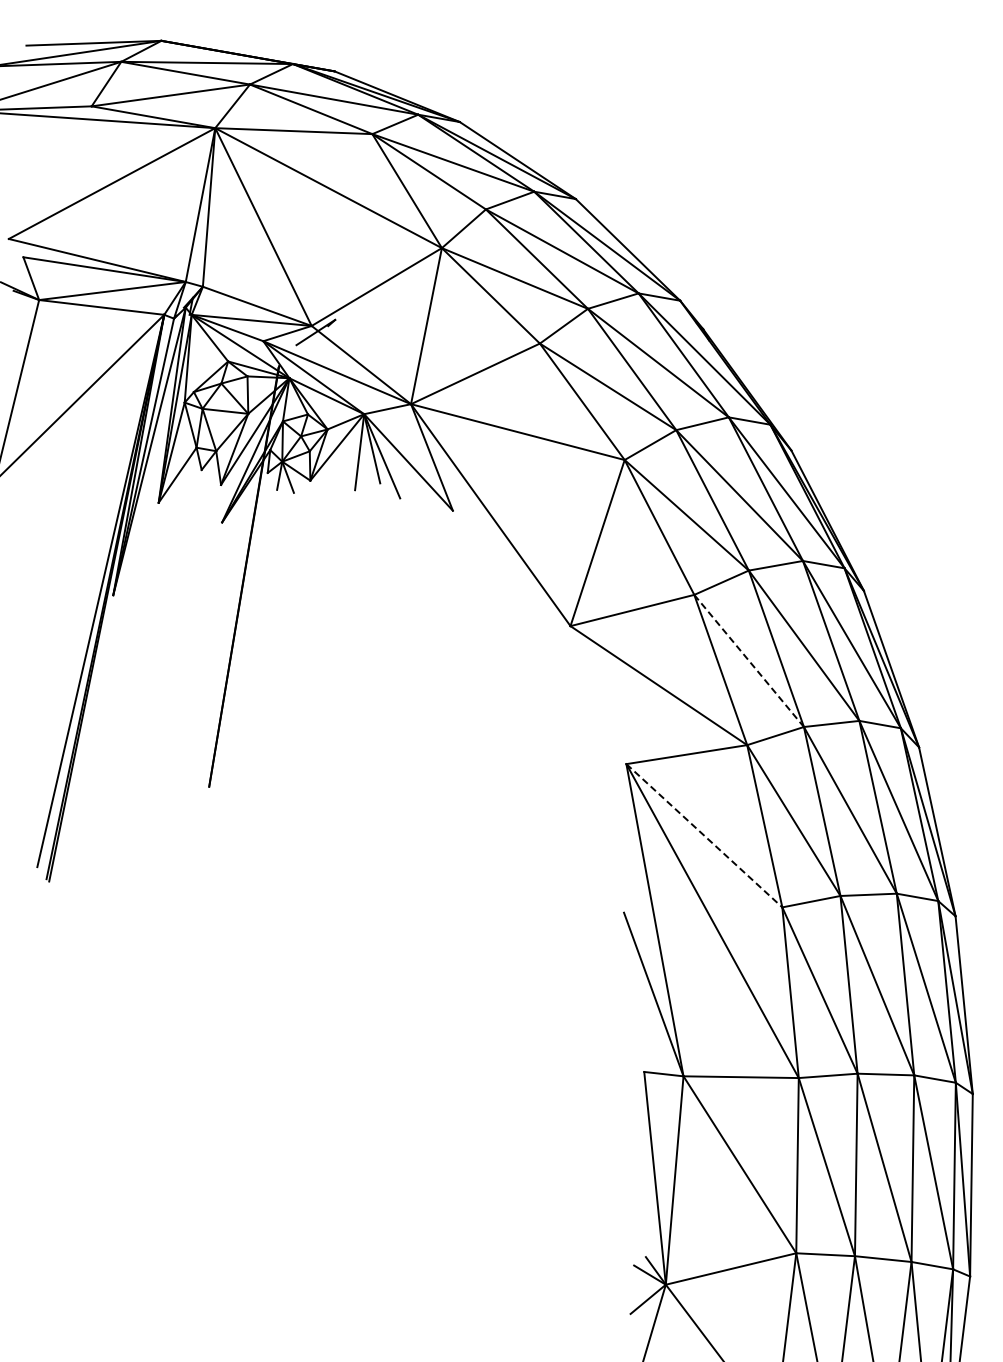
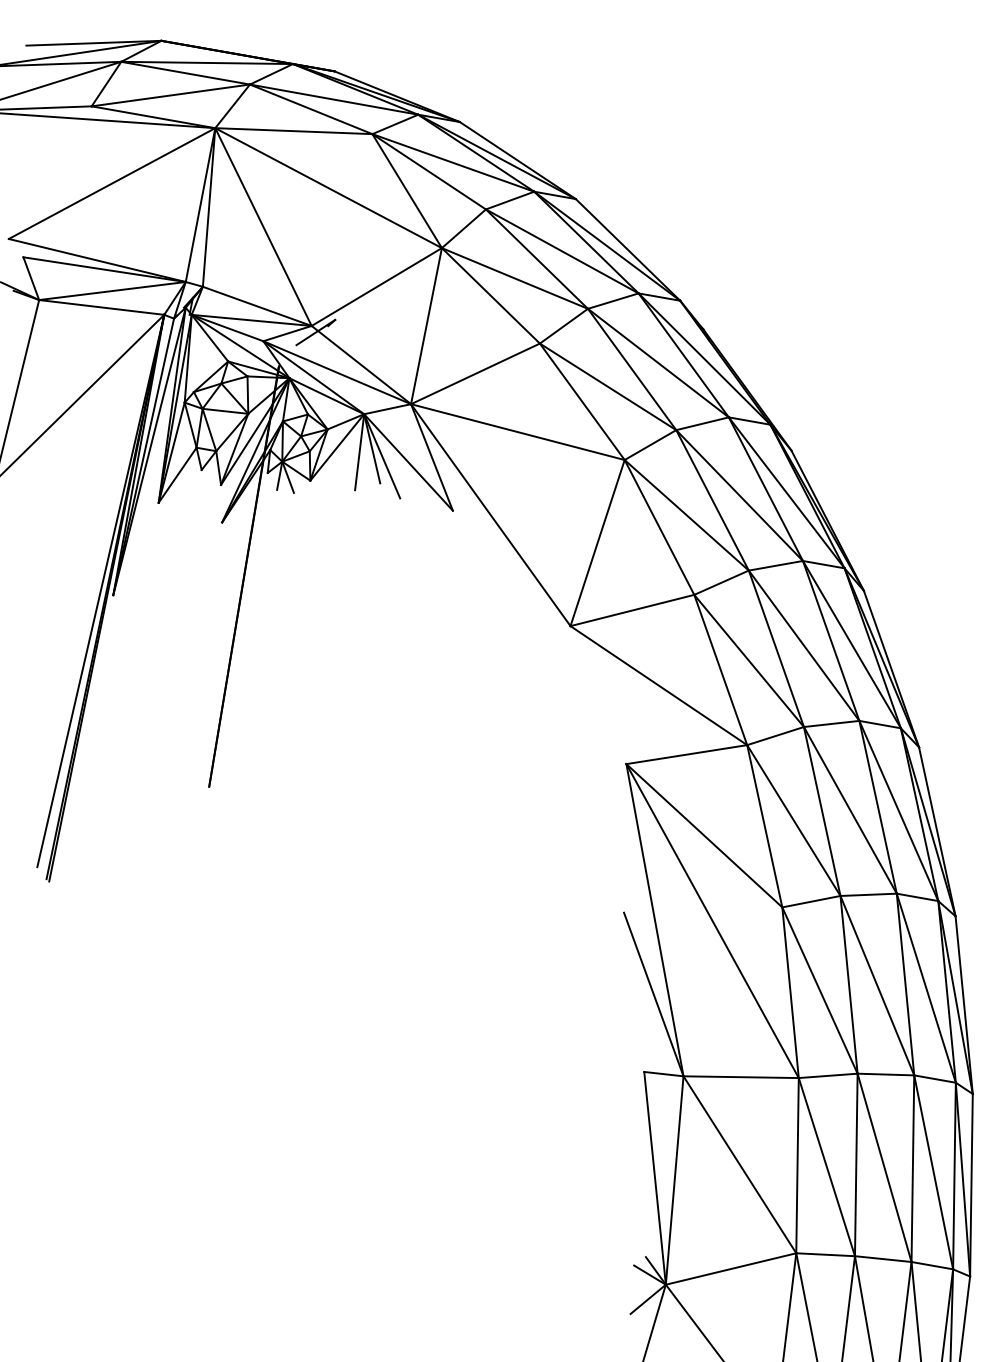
line: dashed -> solid (749, 660)
line: dashed -> solid (704, 835)
